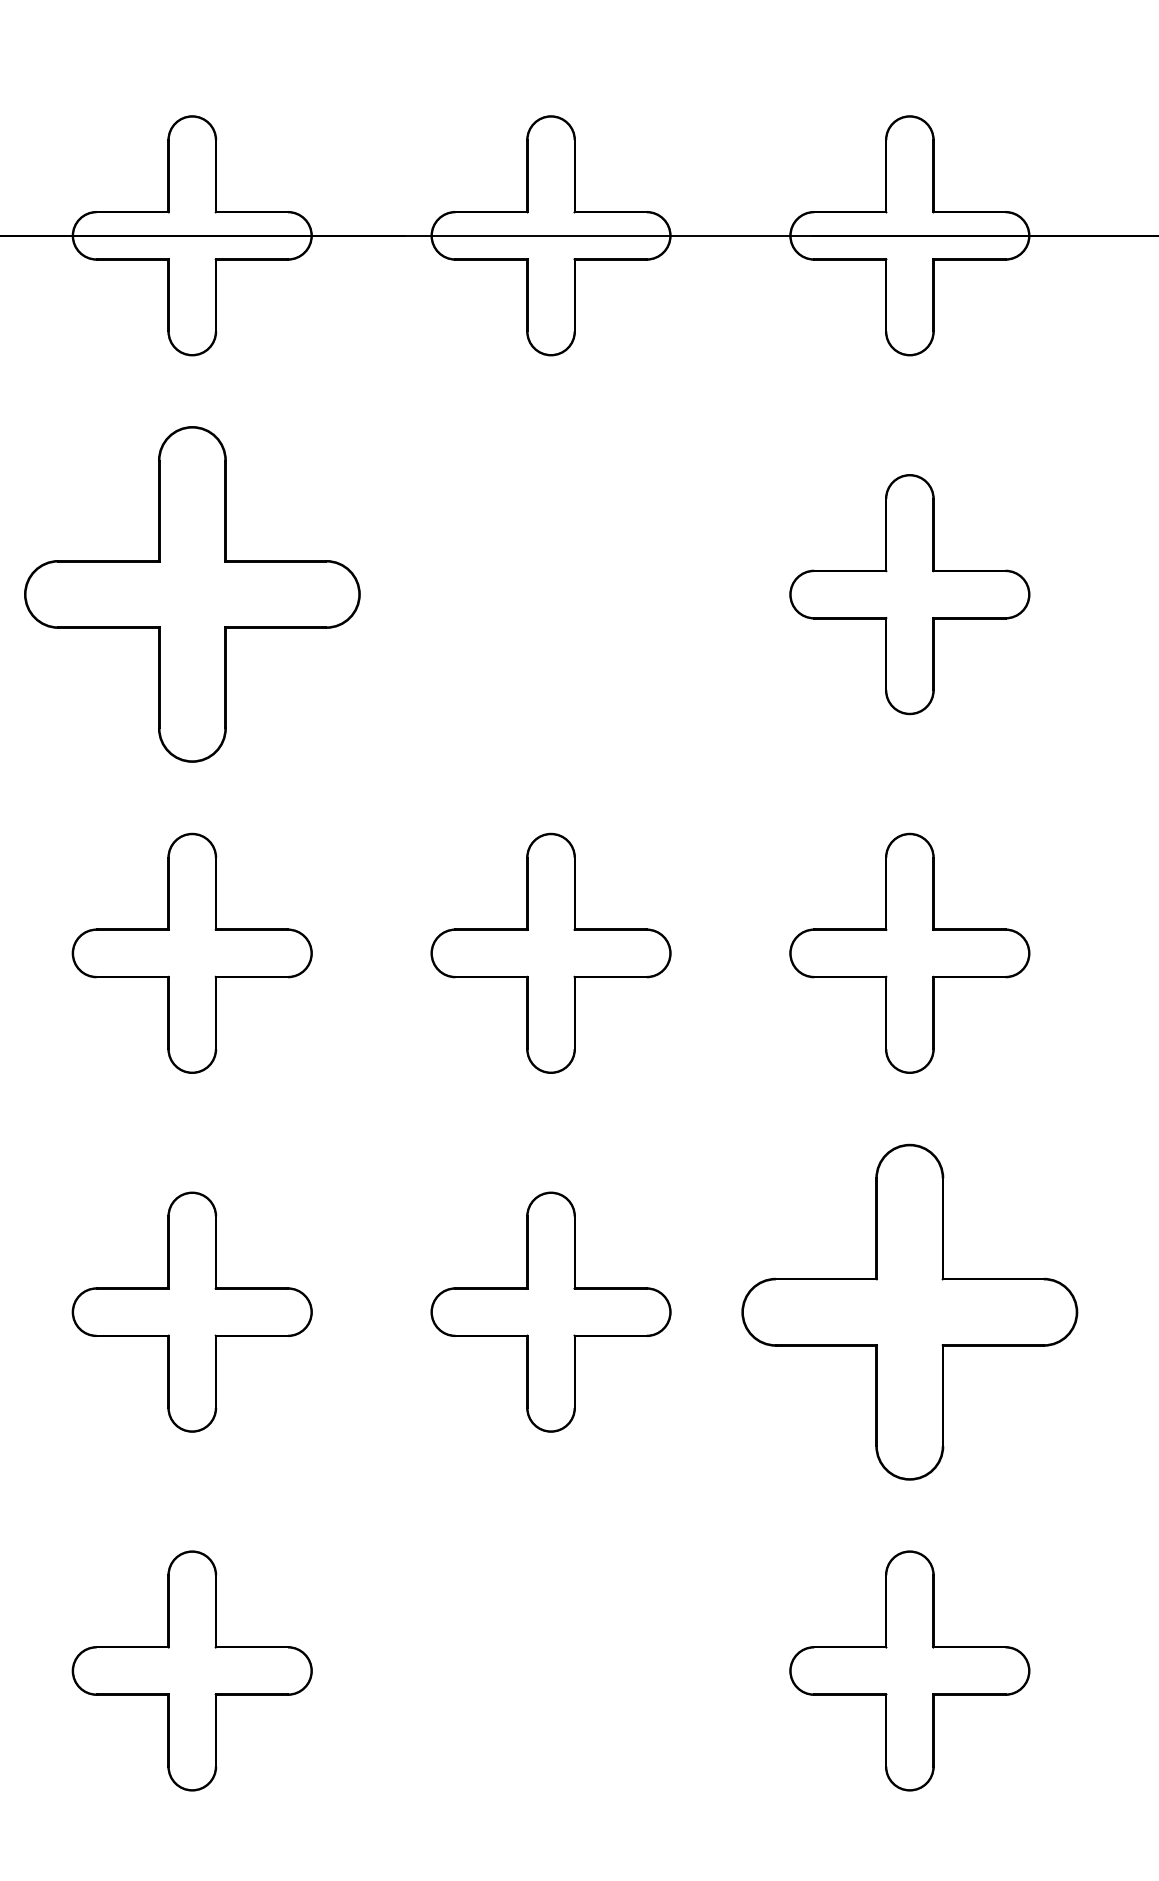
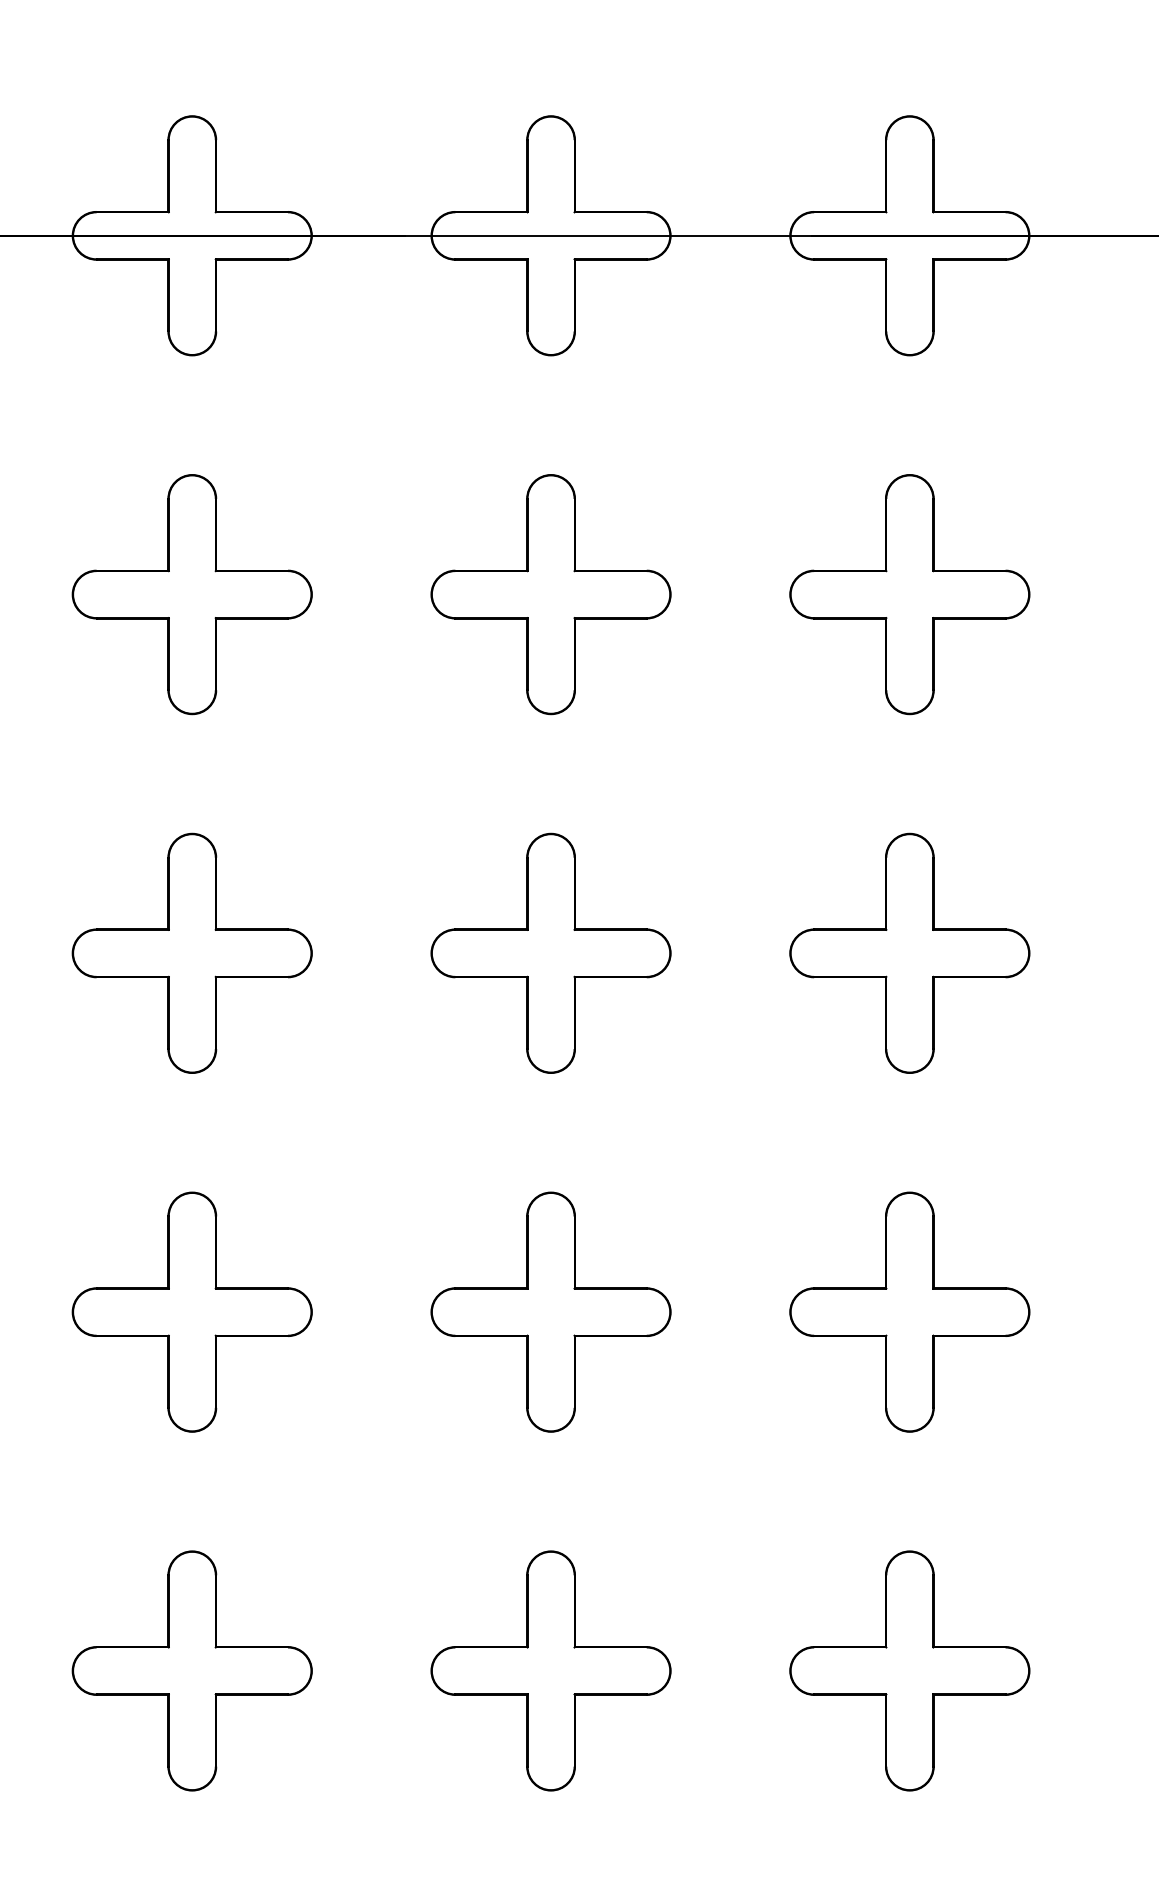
part size: 337x337 px -> 242x242 px (191, 594)
part: none -> present (550, 594)
part size: 338x338 px -> 242x242 px (909, 1311)
part: none -> present (550, 1670)
